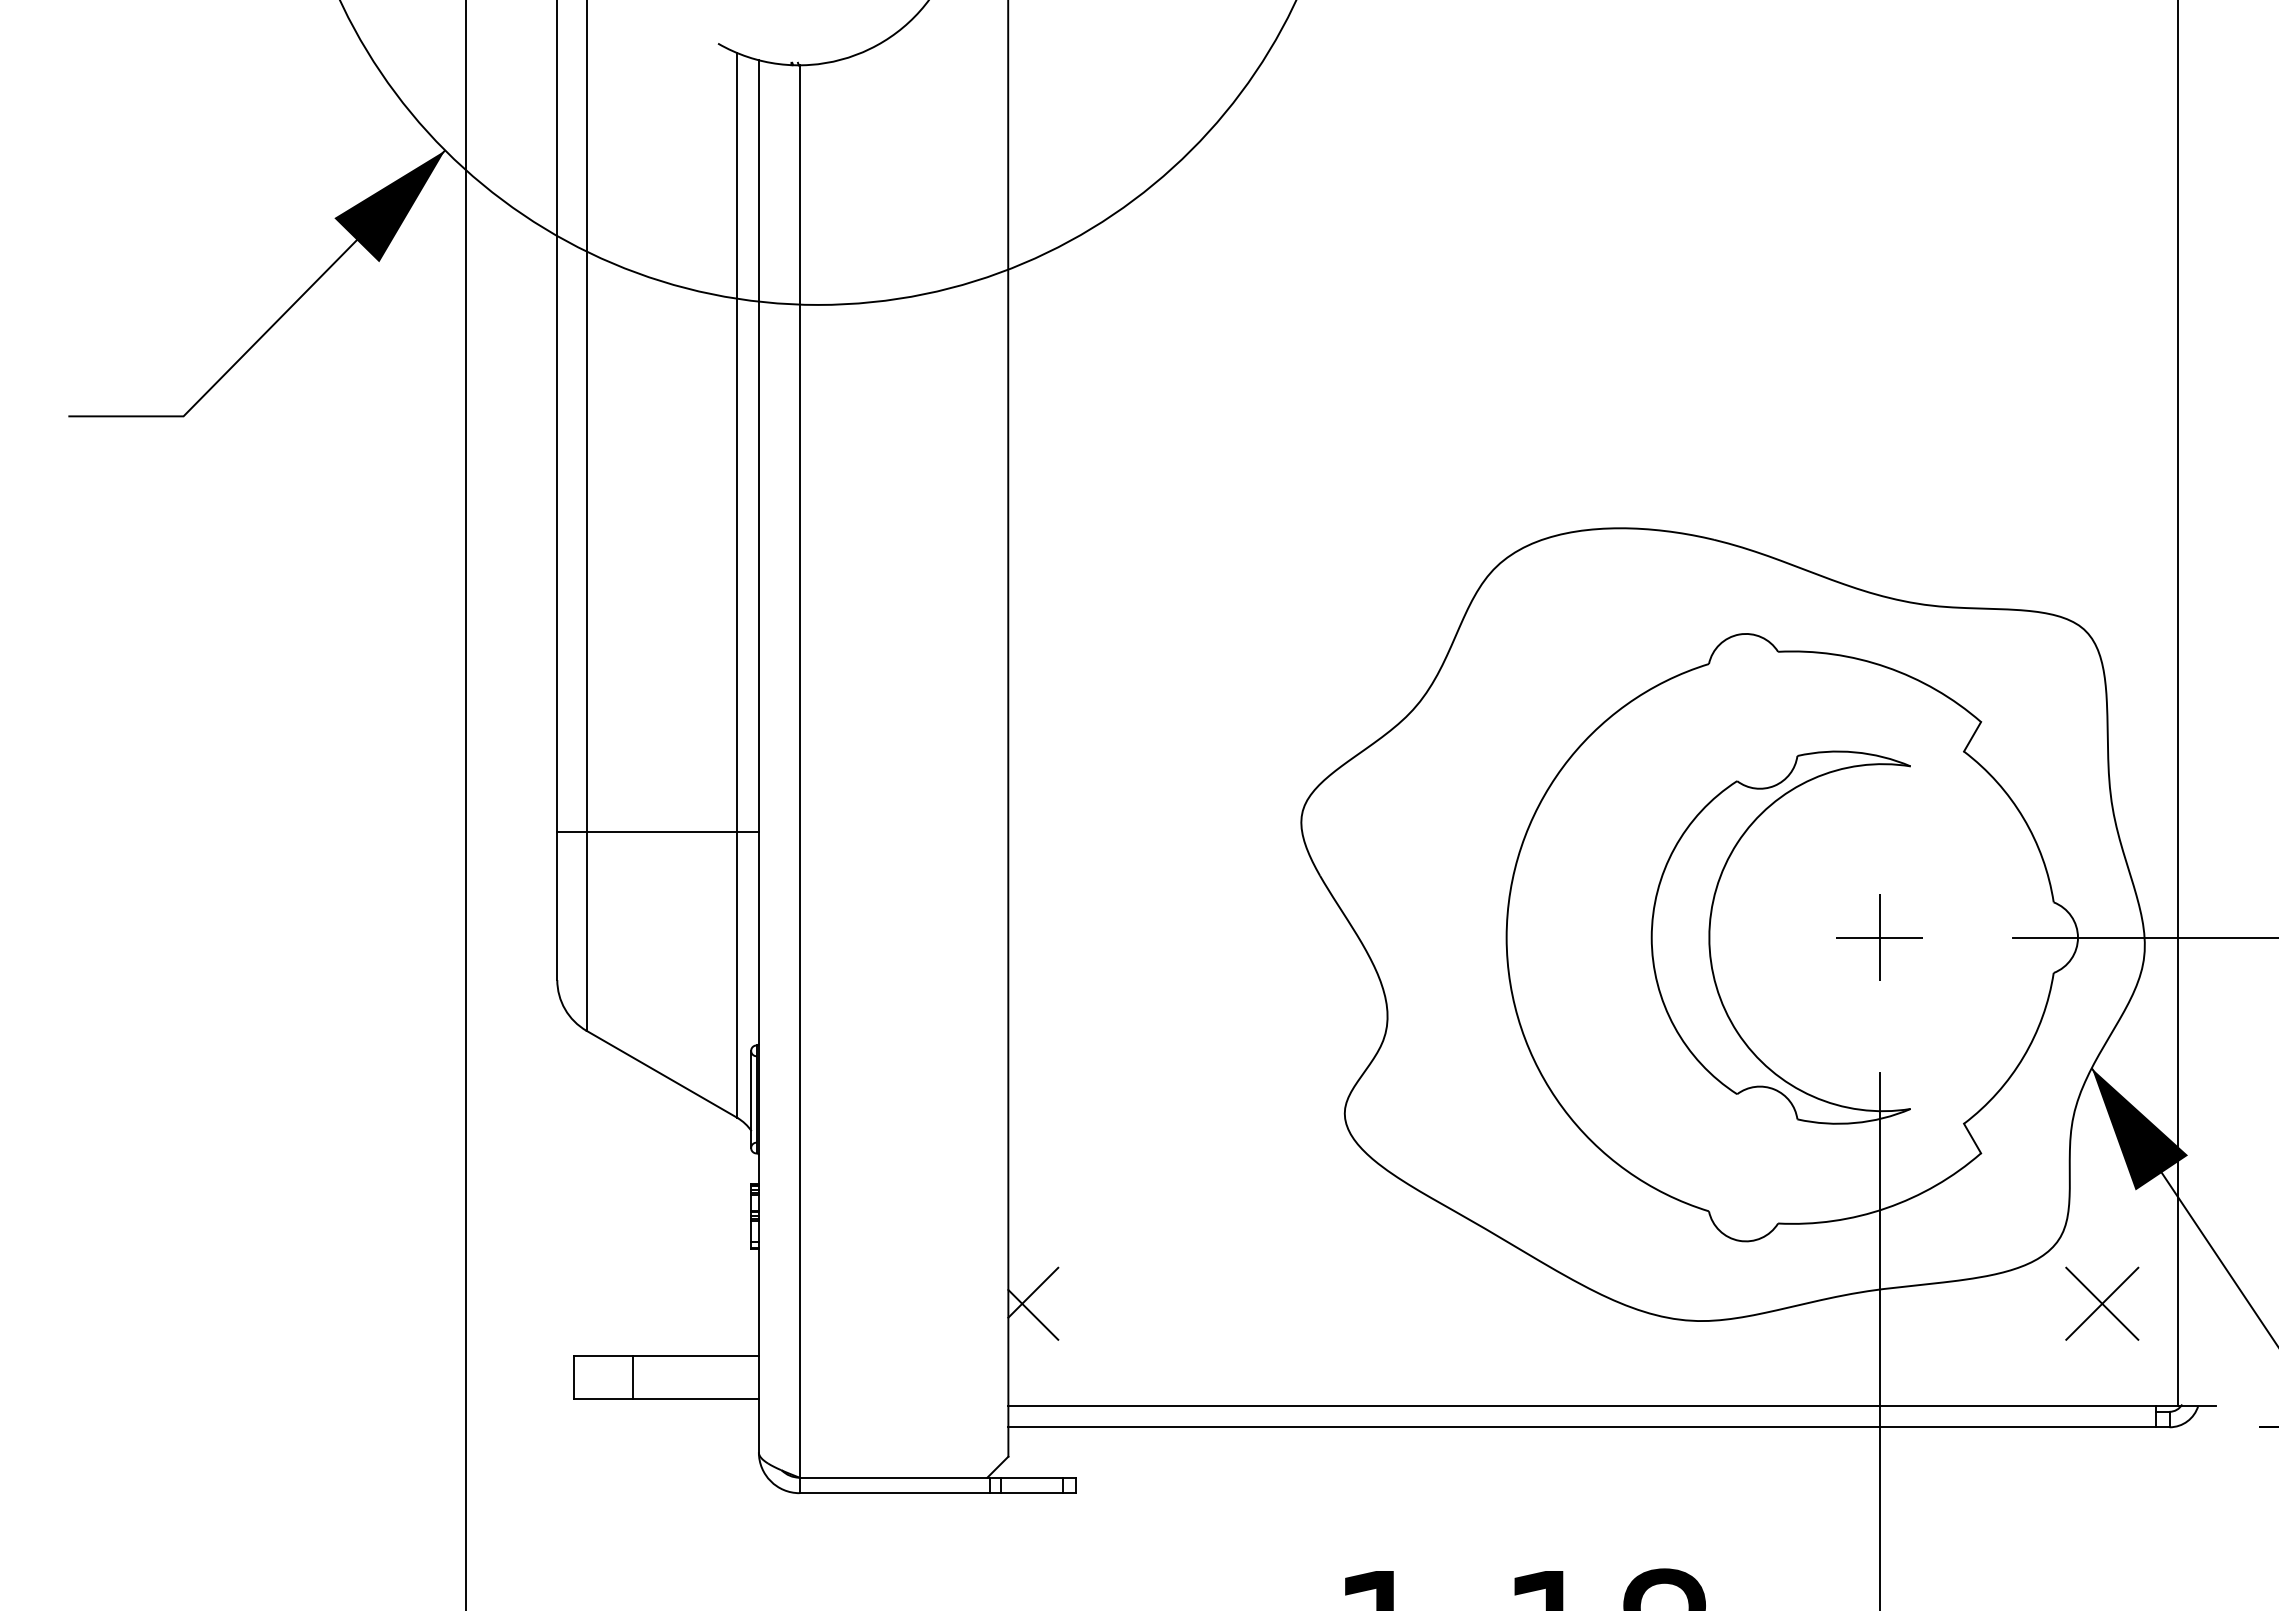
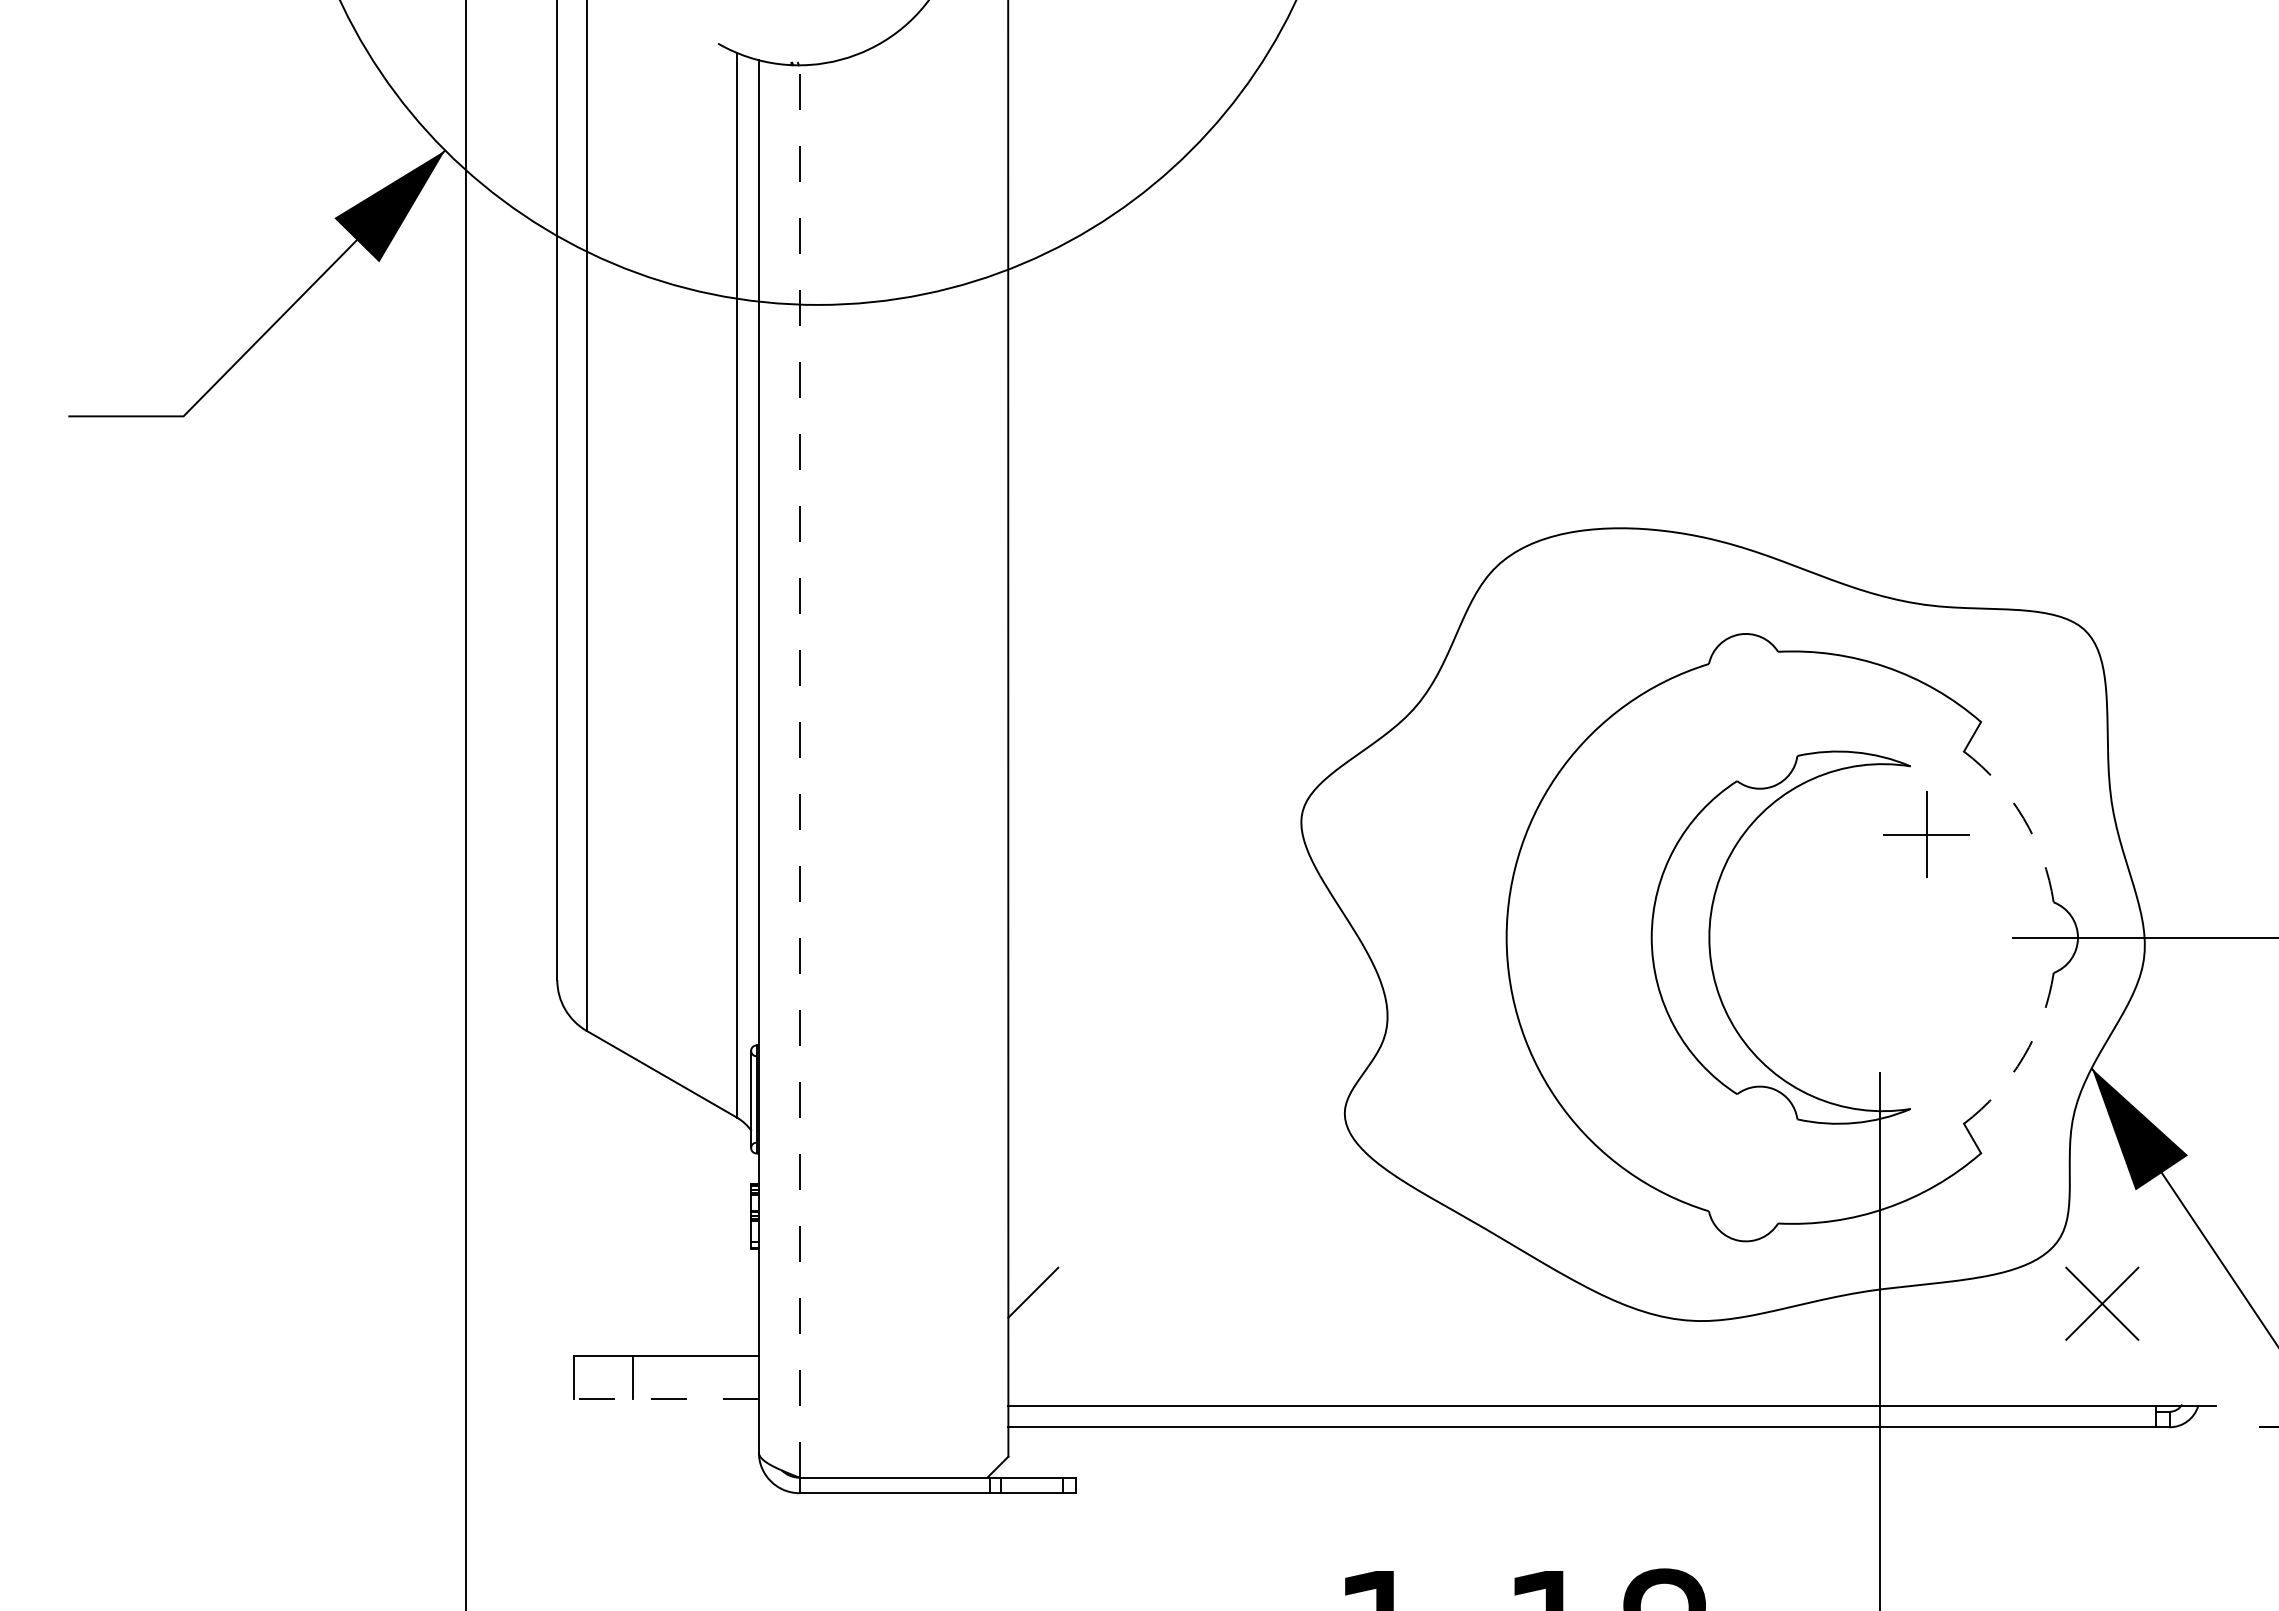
line: present -> none (2177, 703)
line: solid -> dashed (799, 771)
arc: solid -> dashed (2023, 818)
line: present -> none (657, 831)
part position: (1879, 937) -> (1926, 834) (1926, 834)
arc: solid -> dashed (2023, 1057)
line: present -> none (1033, 1314)
line: solid -> dashed (665, 1398)
